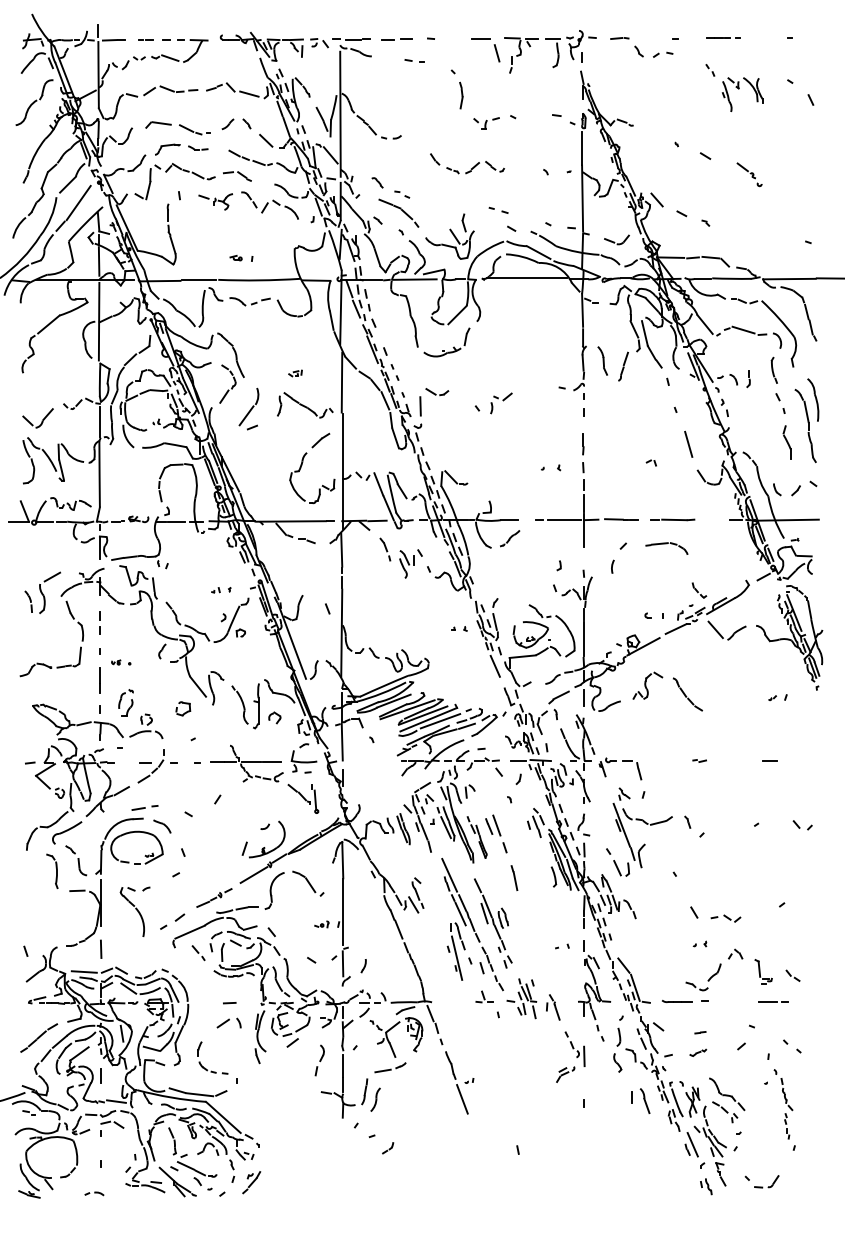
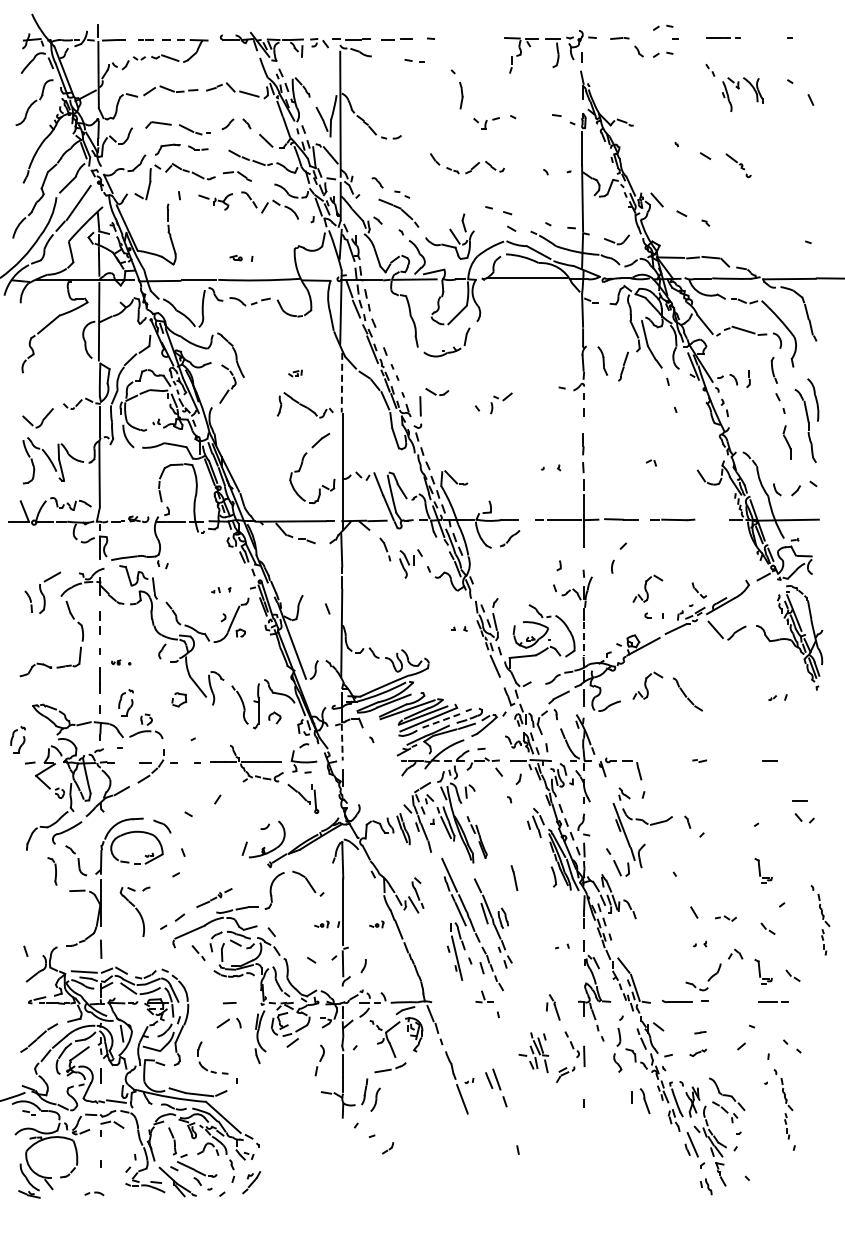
part: none -> present (663, 27)
part: present -> none (494, 48)
part position: (749, 174) -> (738, 165) (738, 165)
part size: 21x8 px -> 28x10 px (498, 210)
line: solid -> dashed (342, 382)
part: present -> none (248, 408)
line: present -> none (688, 443)
part: present -> none (666, 548)
part: none -> present (647, 588)
line: solid -> dashed (583, 639)
part position: (183, 708) -> (179, 699) (179, 699)
line: solid -> dashed (440, 721)
part: none -> present (17, 739)
line: solid -> dashed (342, 742)
line: none -> present (799, 800)
part: present -> none (144, 807)
part position: (802, 825) -> (804, 818) (804, 818)
part position: (496, 833) -> (496, 1087) (496, 1087)
part: none -> present (763, 870)
part size: 13x37 px -> 11x29 px (52, 871)
line: present -> none (253, 874)
part size: 32x9 px -> 22x7 px (725, 918)
part: none -> present (820, 920)
part: none -> present (376, 924)
part: none -> present (767, 928)
part position: (521, 998) -> (533, 1052) (533, 1052)
part: present -> none (766, 1181)
